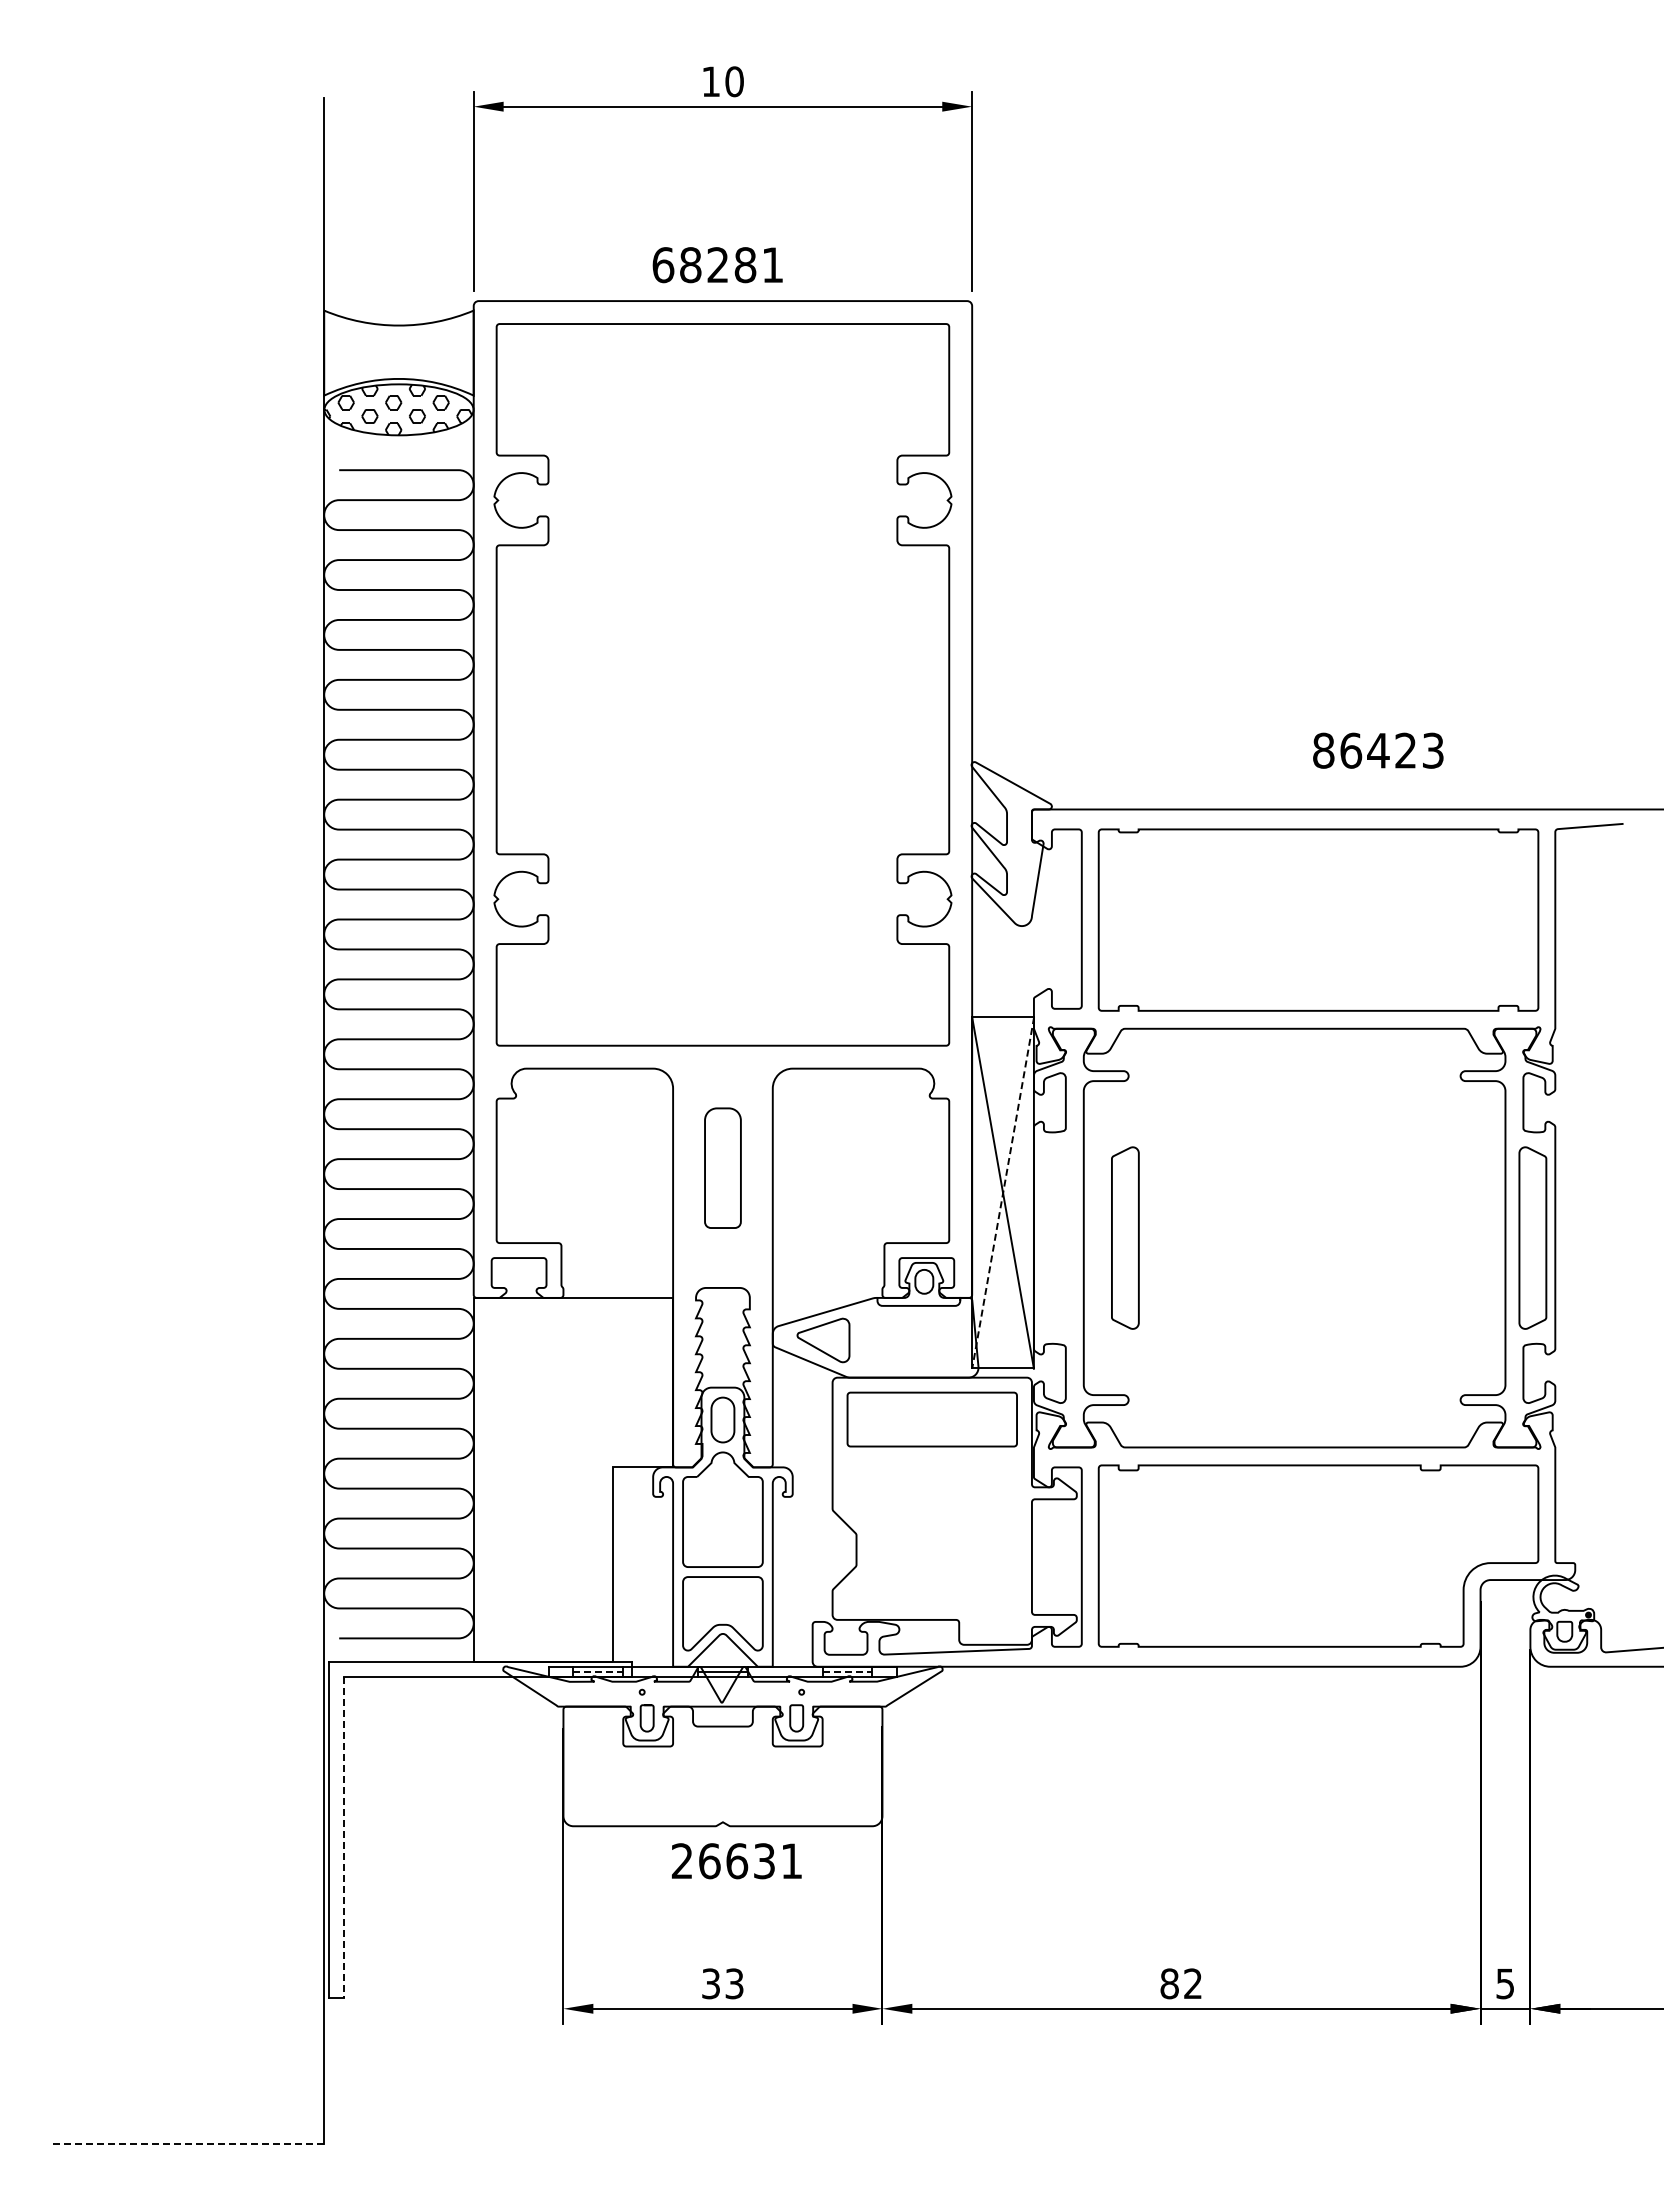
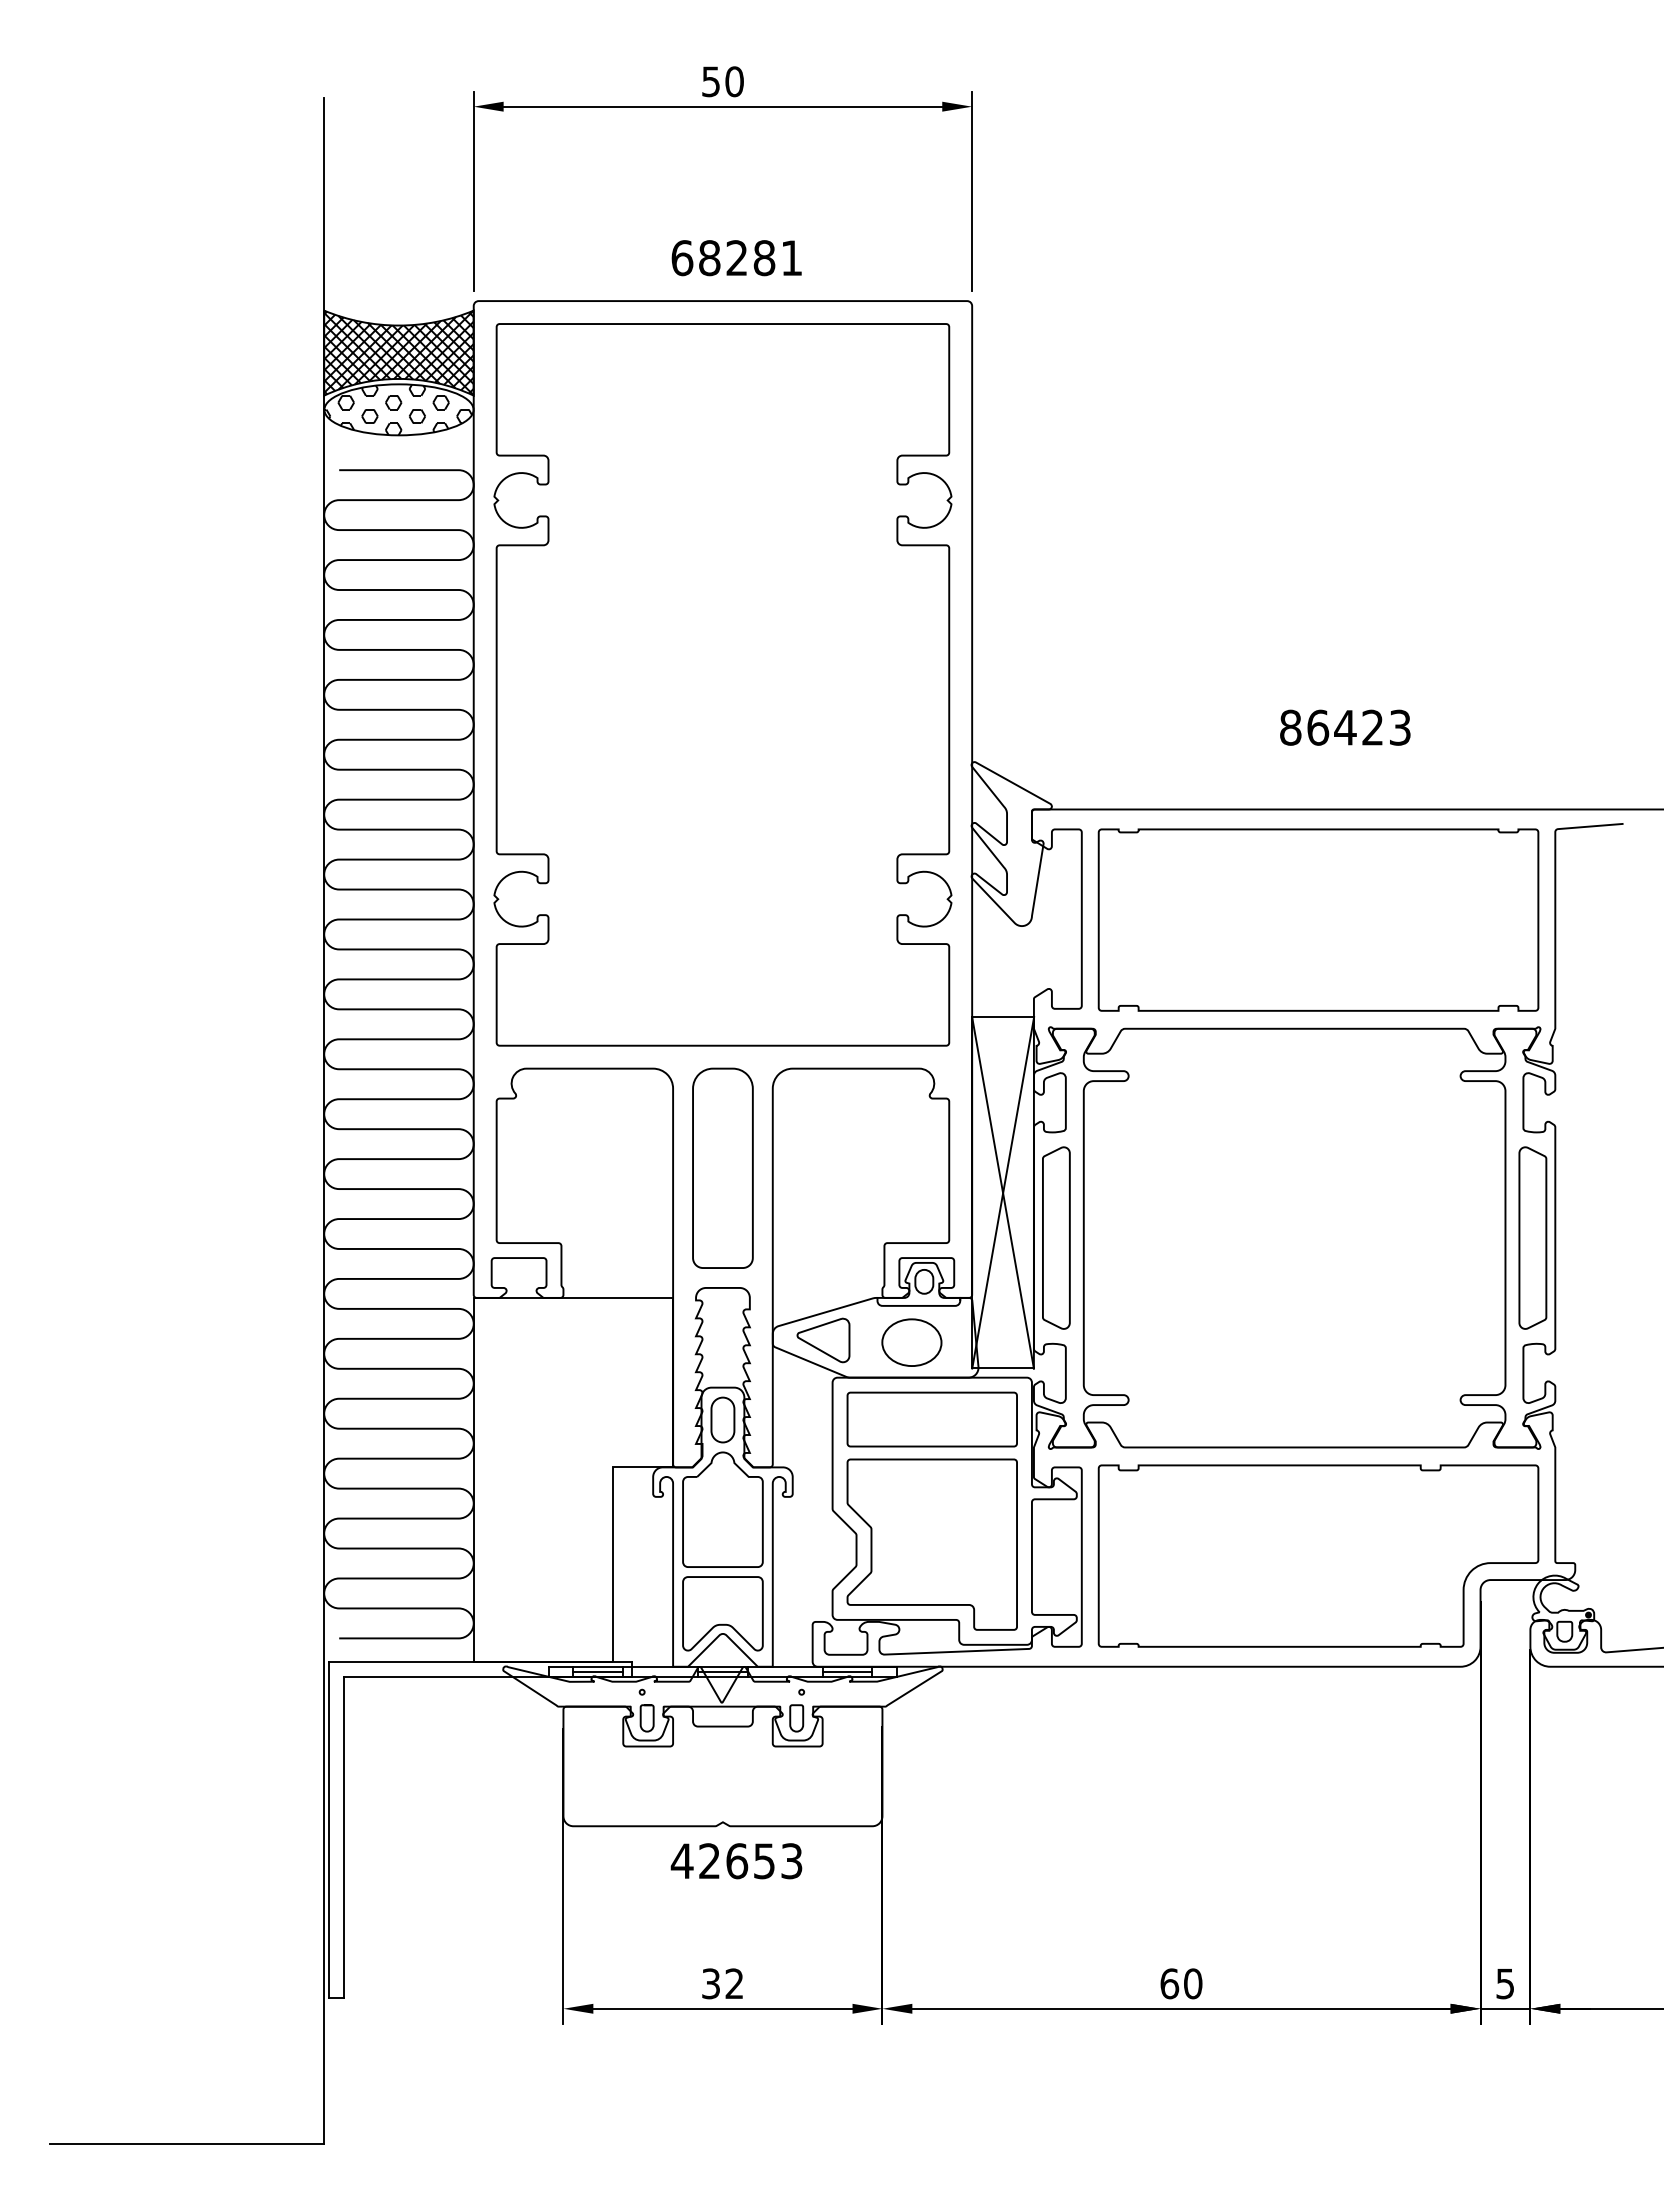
text: 10 -> 50 (710, 81)
text position: (717, 265) -> (736, 258) (736, 258)
hatch: none -> present (398, 352)
text position: (1378, 750) -> (1345, 727) (1345, 727)
part size: 38x122 px -> 62x202 px (722, 1167)
line: dashed -> solid (1003, 1193)
curve position: (1112, 1237) -> (1043, 1237) (1043, 1237)
part: none -> present (911, 1342)
part: none -> present (931, 1544)
line: dashed -> solid (598, 1671)
line: dashed -> solid (847, 1671)
line: dashed -> solid (344, 1837)
text: 26631 -> 42653 (736, 1861)
text: 33 -> 32 (734, 1983)
text: 82 -> 60 (1181, 1983)
line: dashed -> solid (186, 2143)
